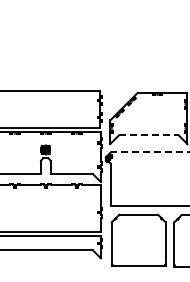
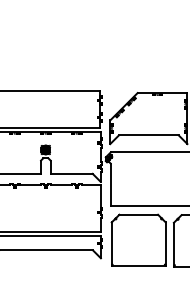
line: dashed -> solid (148, 135)
line: dashed -> solid (149, 152)
